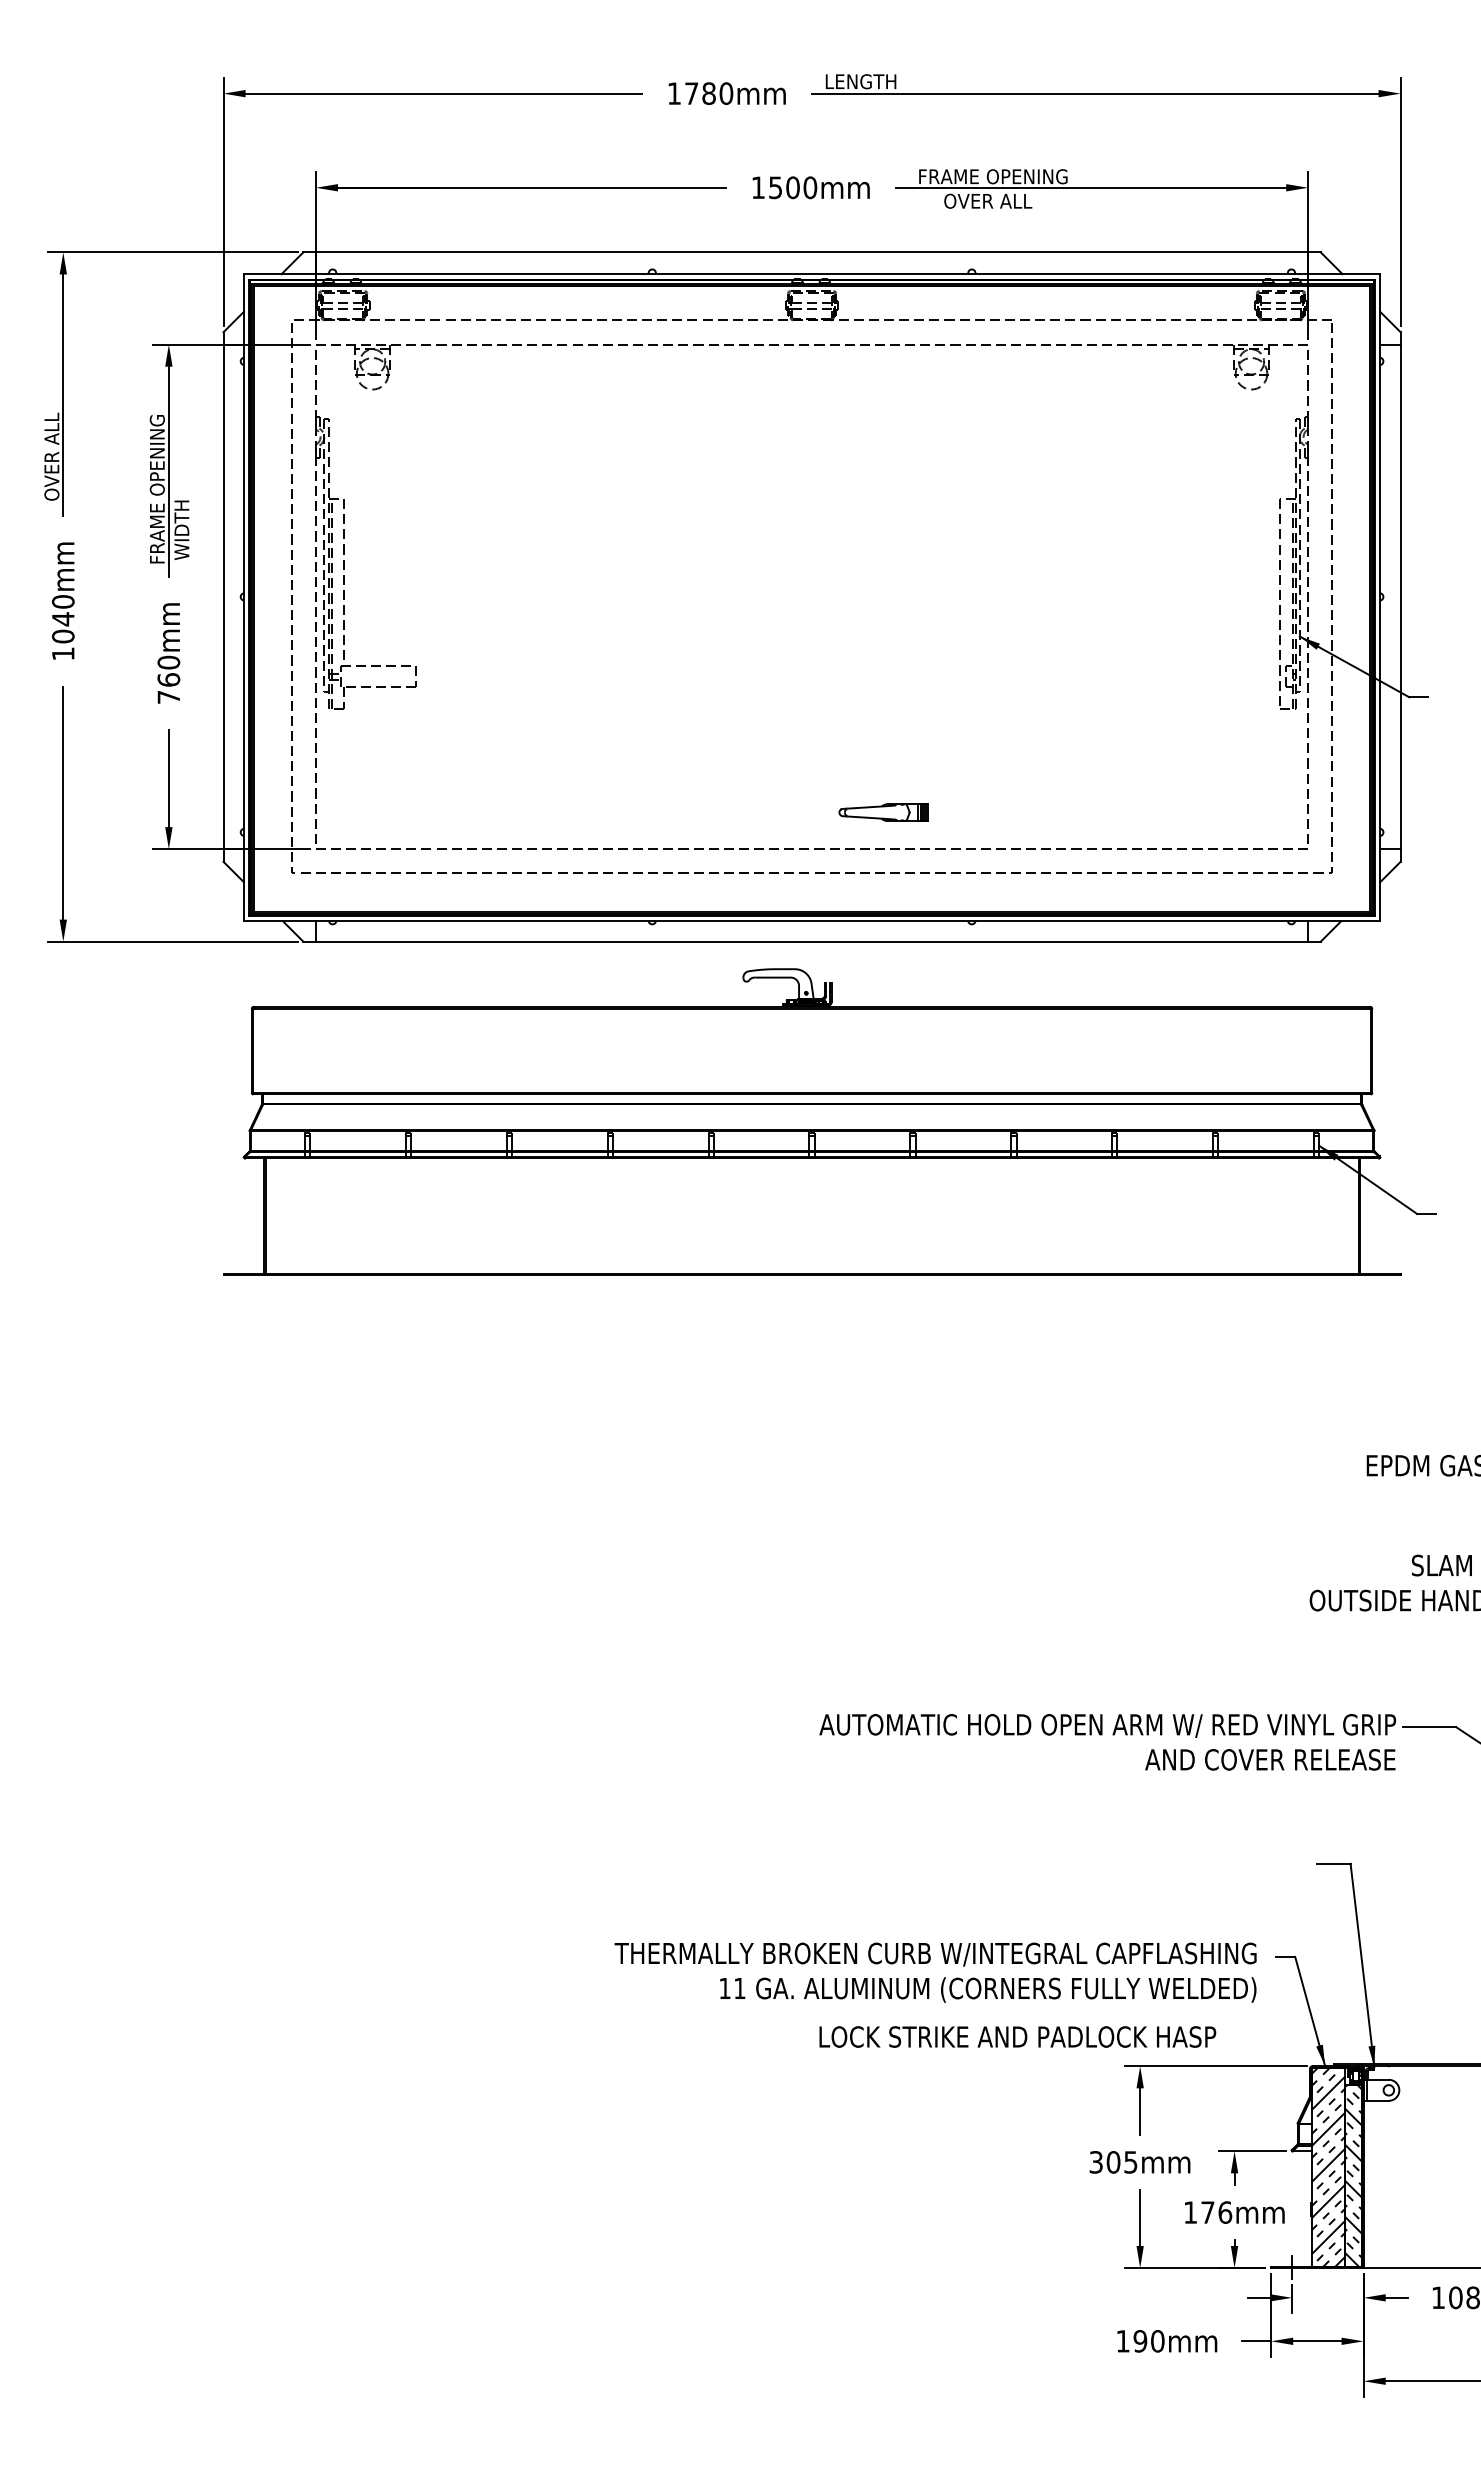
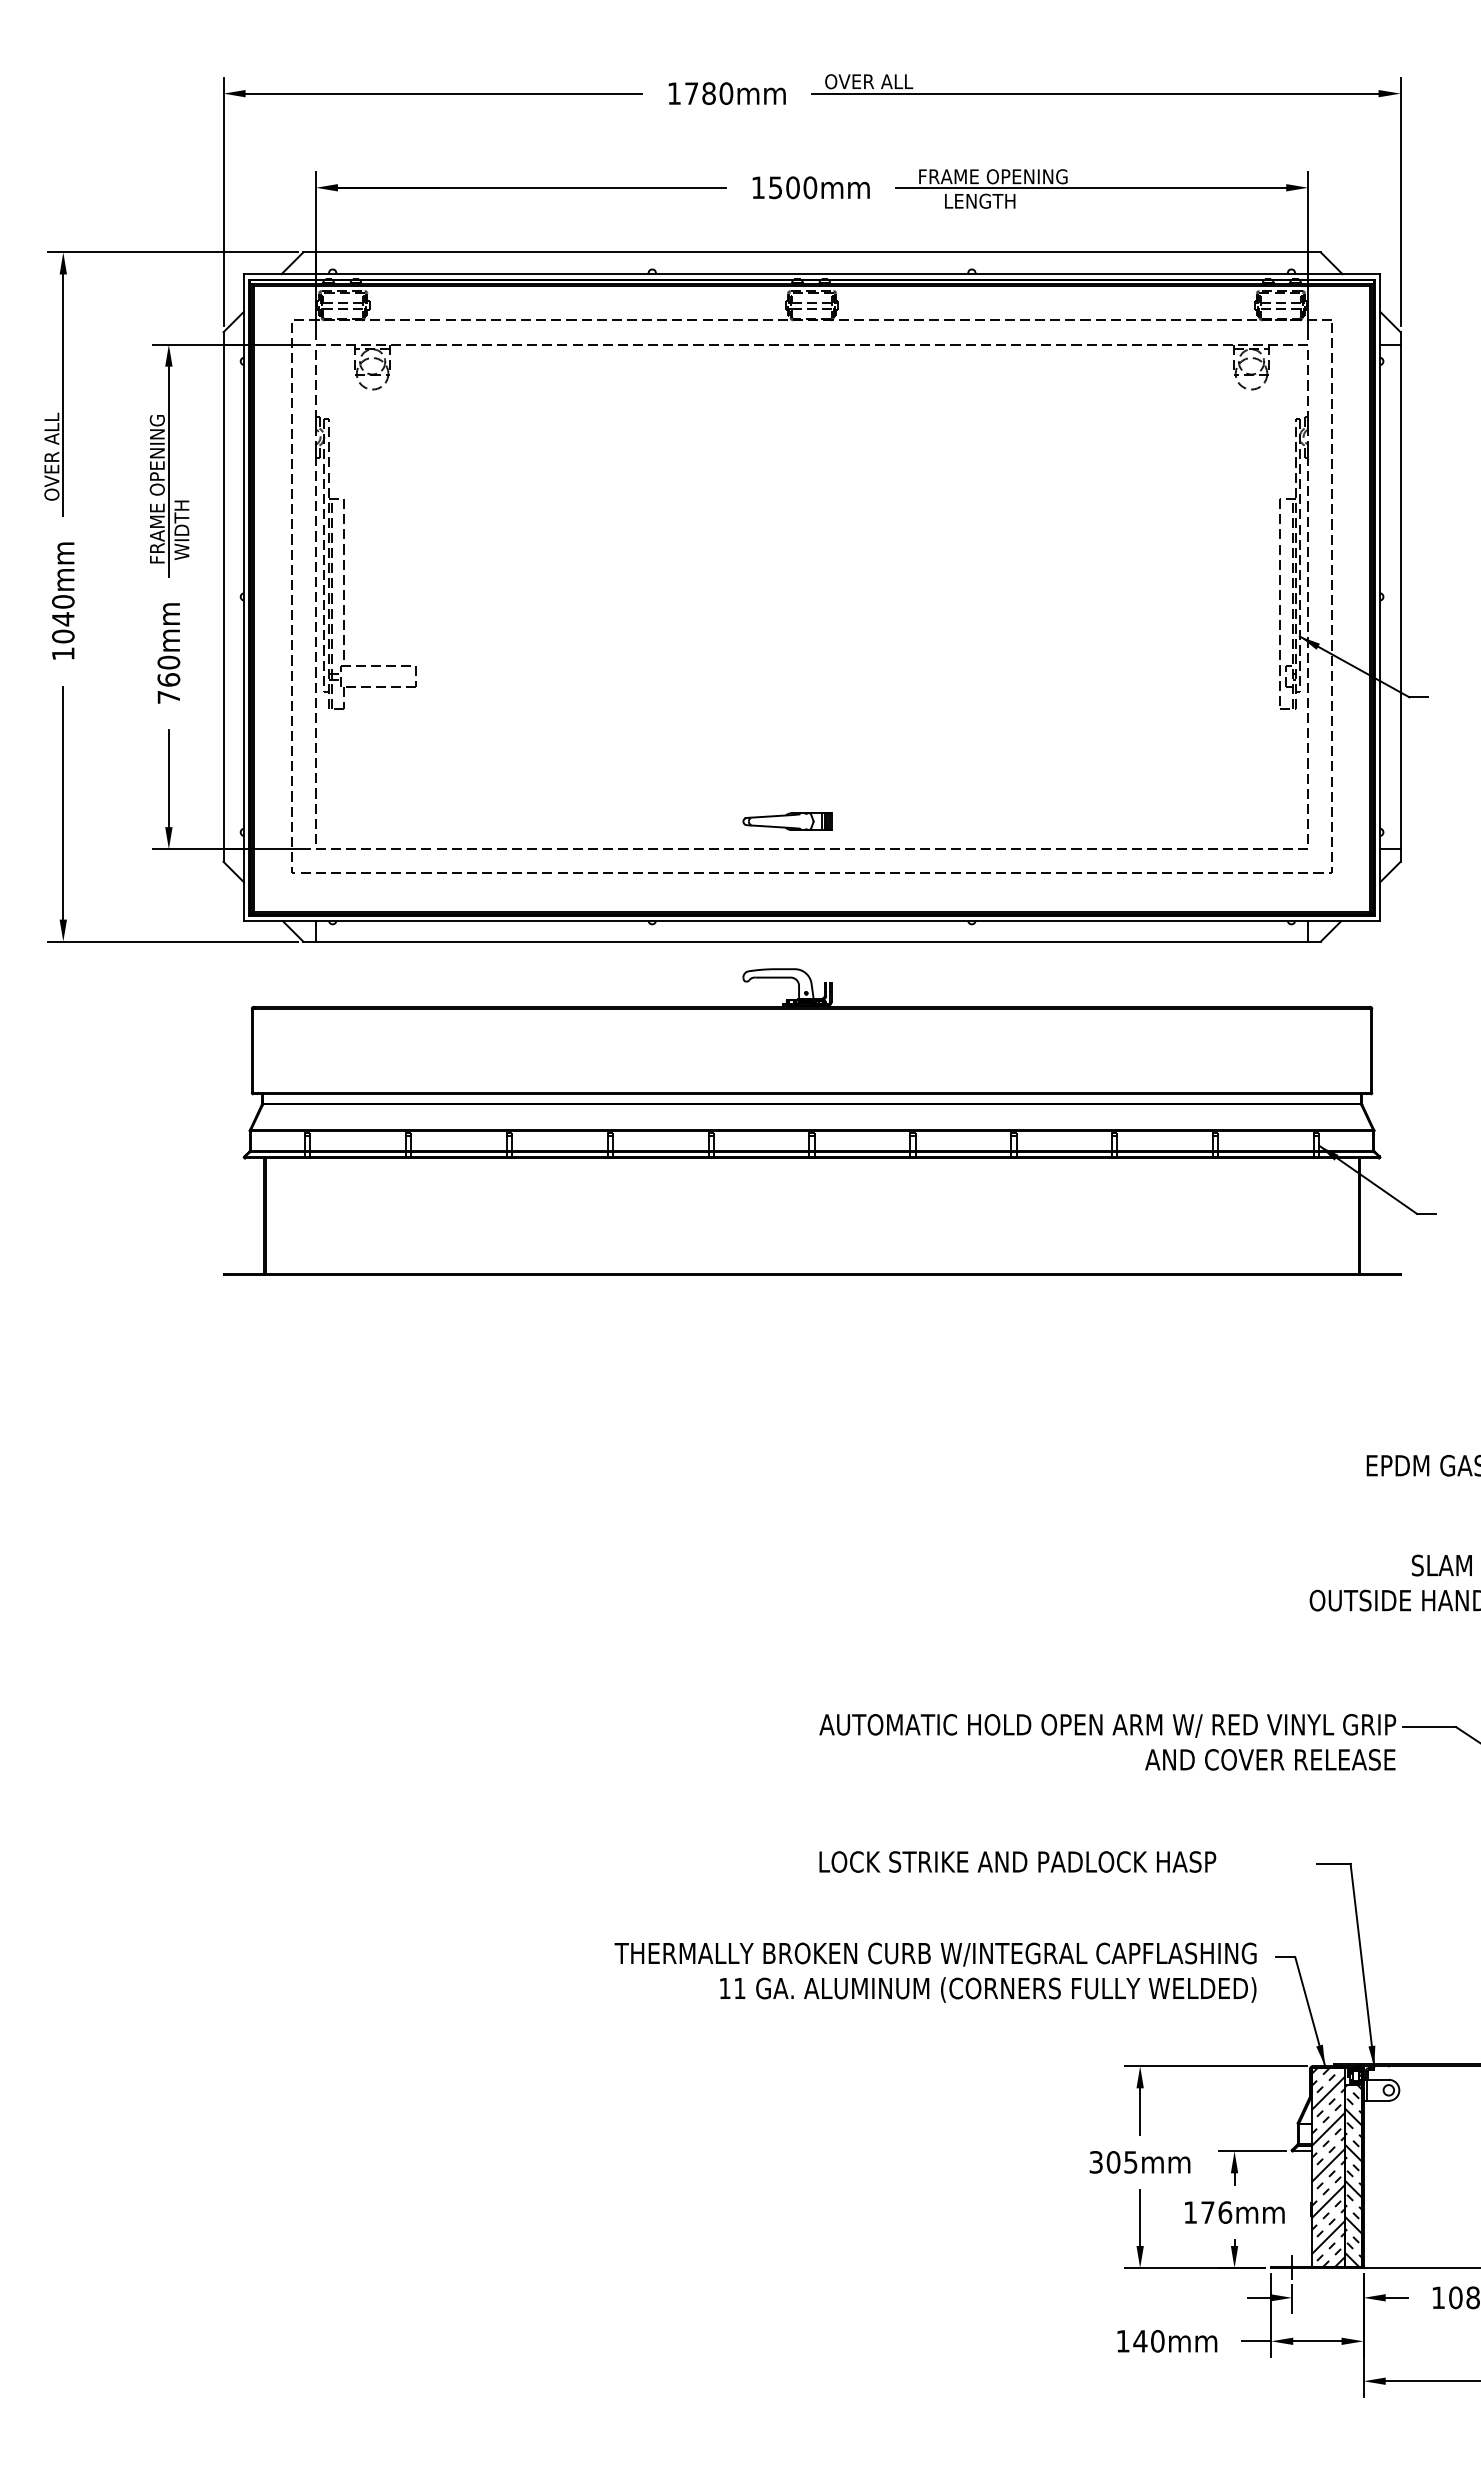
text: LENGTH -> OVER ALL (869, 81)
text: OVER ALL -> LENGTH (988, 200)
part position: (883, 812) -> (787, 821) (787, 821)
text position: (1017, 2036) -> (1017, 1861) (1017, 1861)
text: 190mm -> 140mm (1140, 2341)
